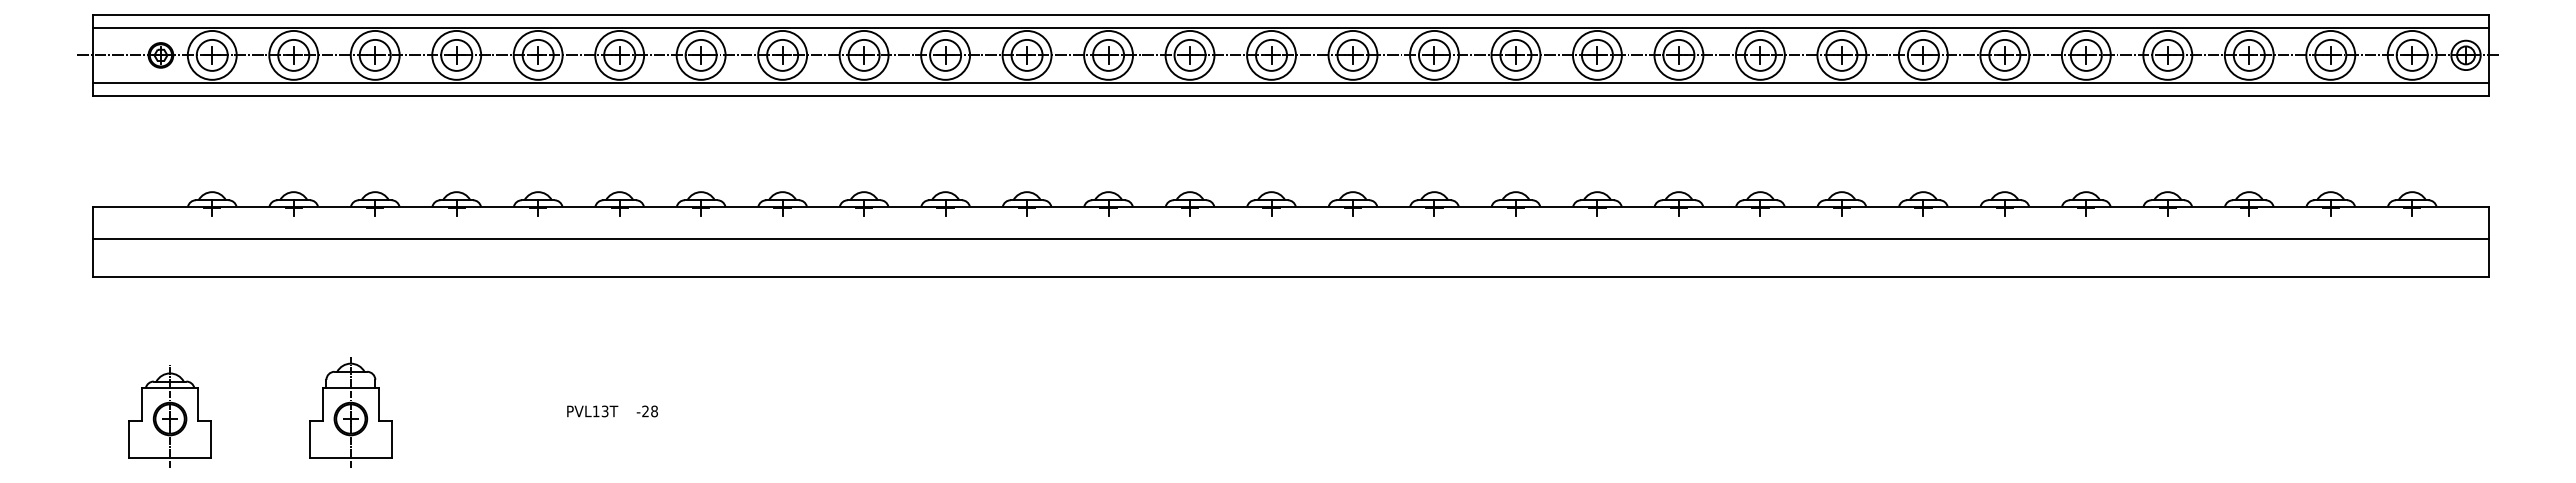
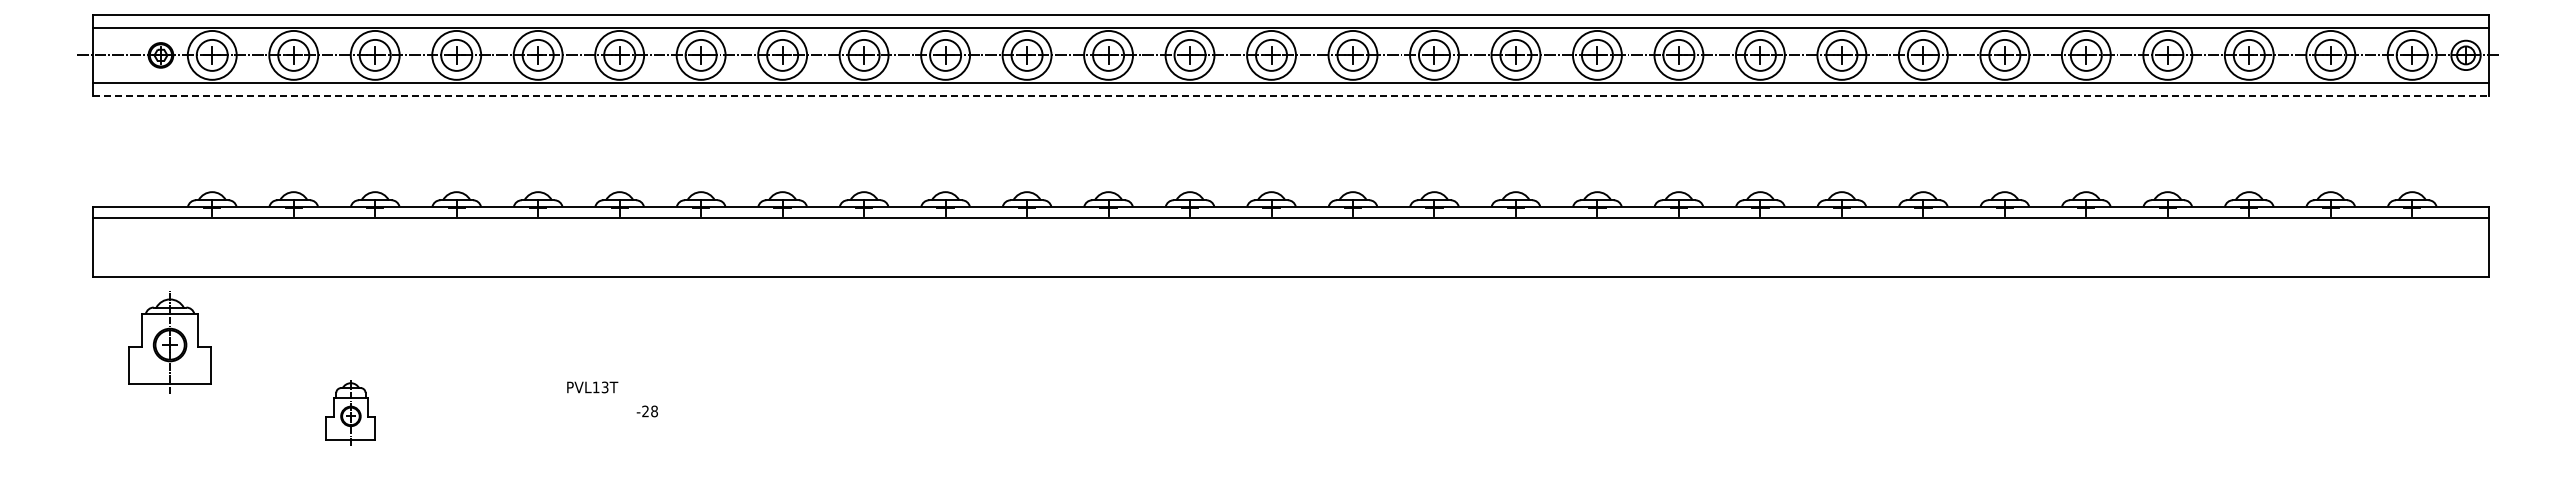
line: solid -> dashed (1291, 96)
line position: (1290, 239) -> (1290, 218) (1290, 218)
text position: (592, 411) -> (592, 387) (592, 387)
part size: 84x111 px -> 51x66 px (350, 412)
part position: (169, 416) -> (169, 342) (169, 342)
